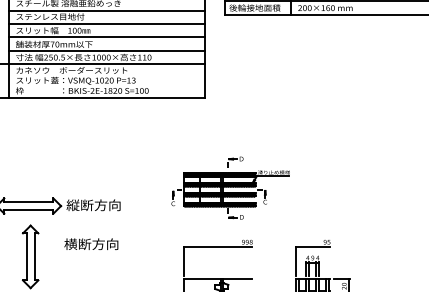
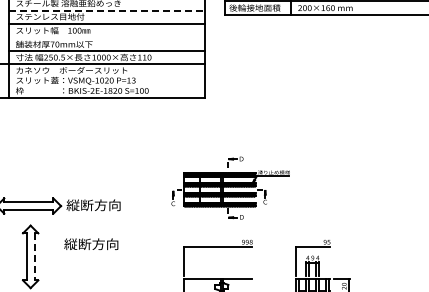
line: solid -> dashed (106, 10)
line: present -> none (106, 37)
text: 横断方向 -> 縦断方向 (70, 243)
line: solid -> dashed (34, 256)
